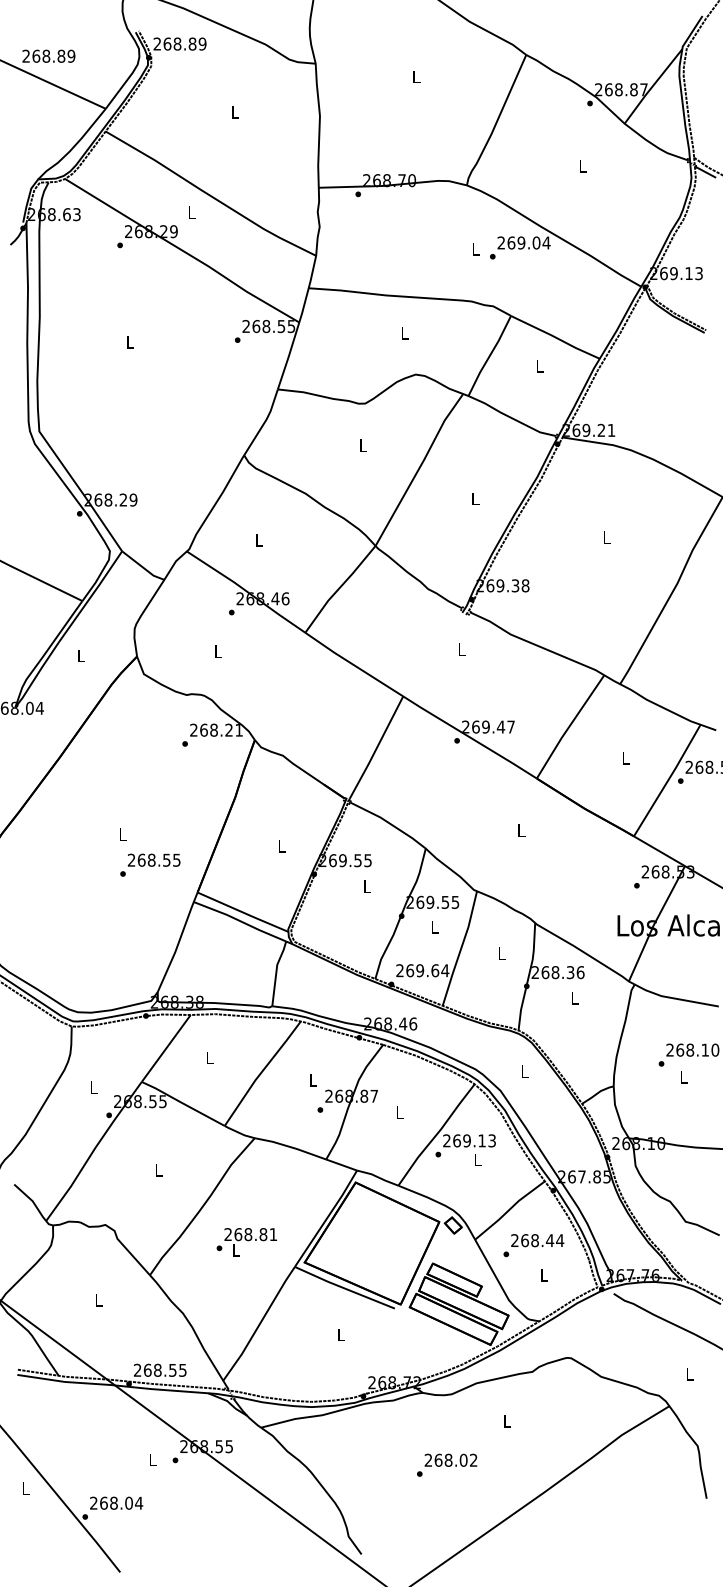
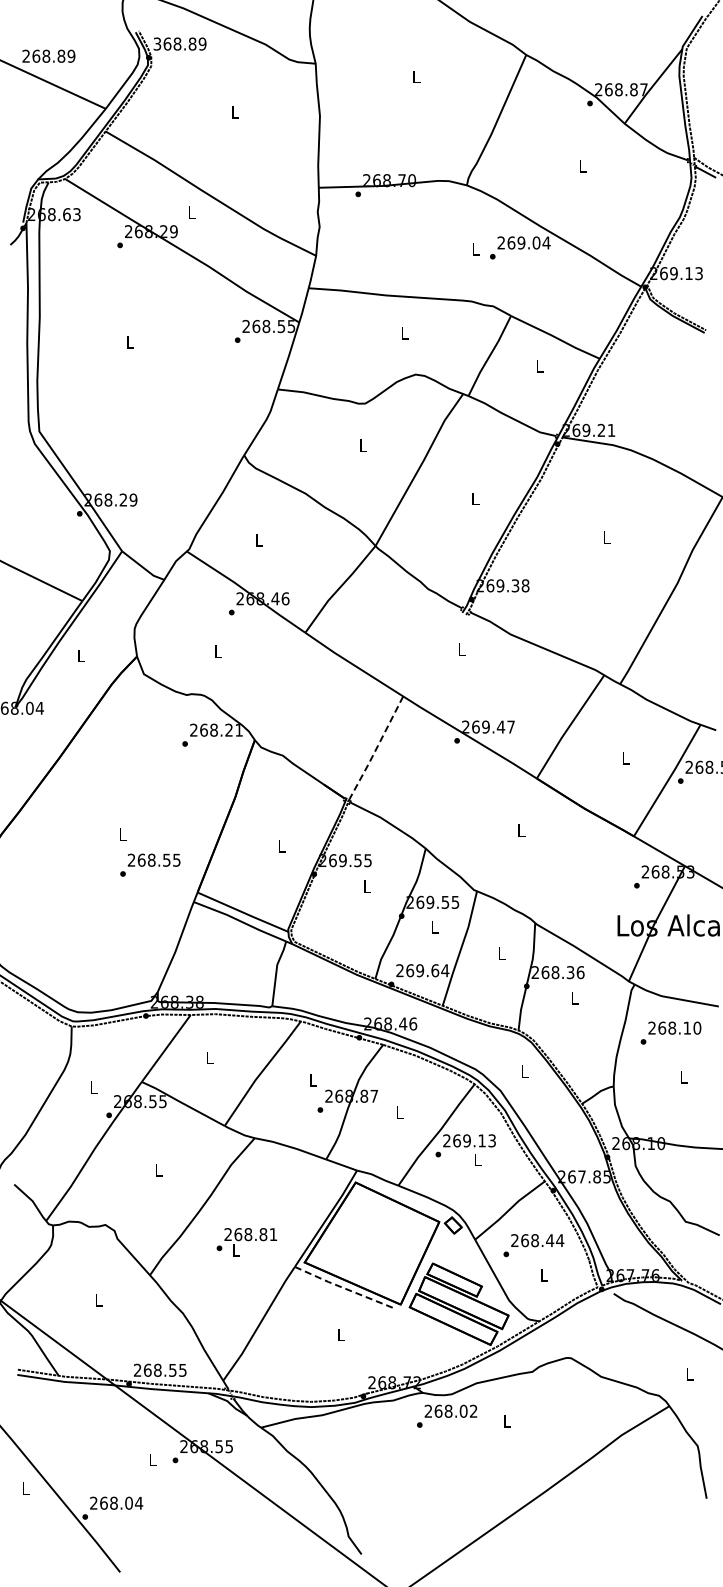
text: 268.89 -> 368.89 (157, 44)
line: solid -> dashed (376, 748)
text position: (688, 1054) -> (670, 1032) (670, 1032)
line: solid -> dashed (343, 1288)
text position: (447, 1464) -> (447, 1415) (447, 1415)
